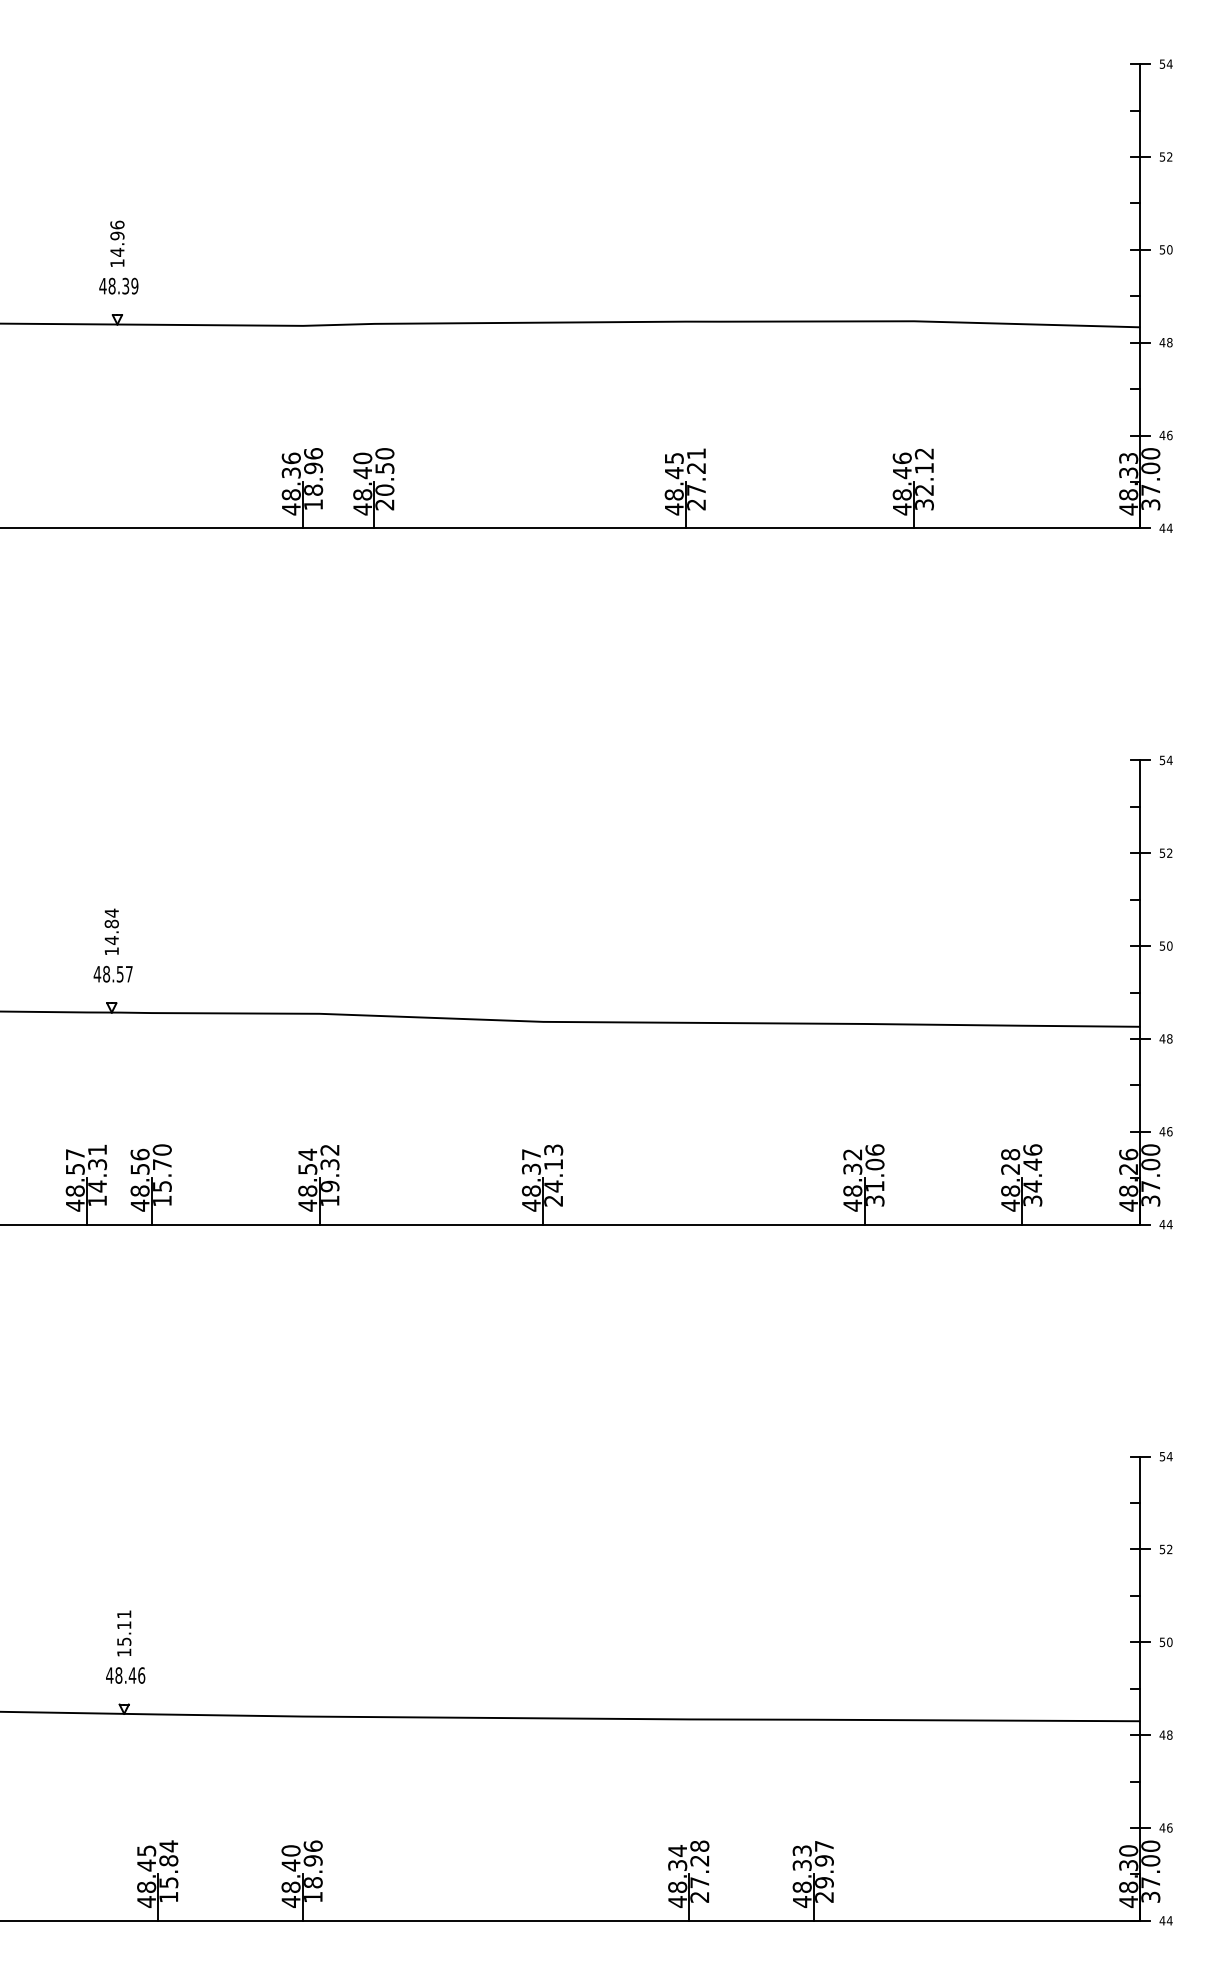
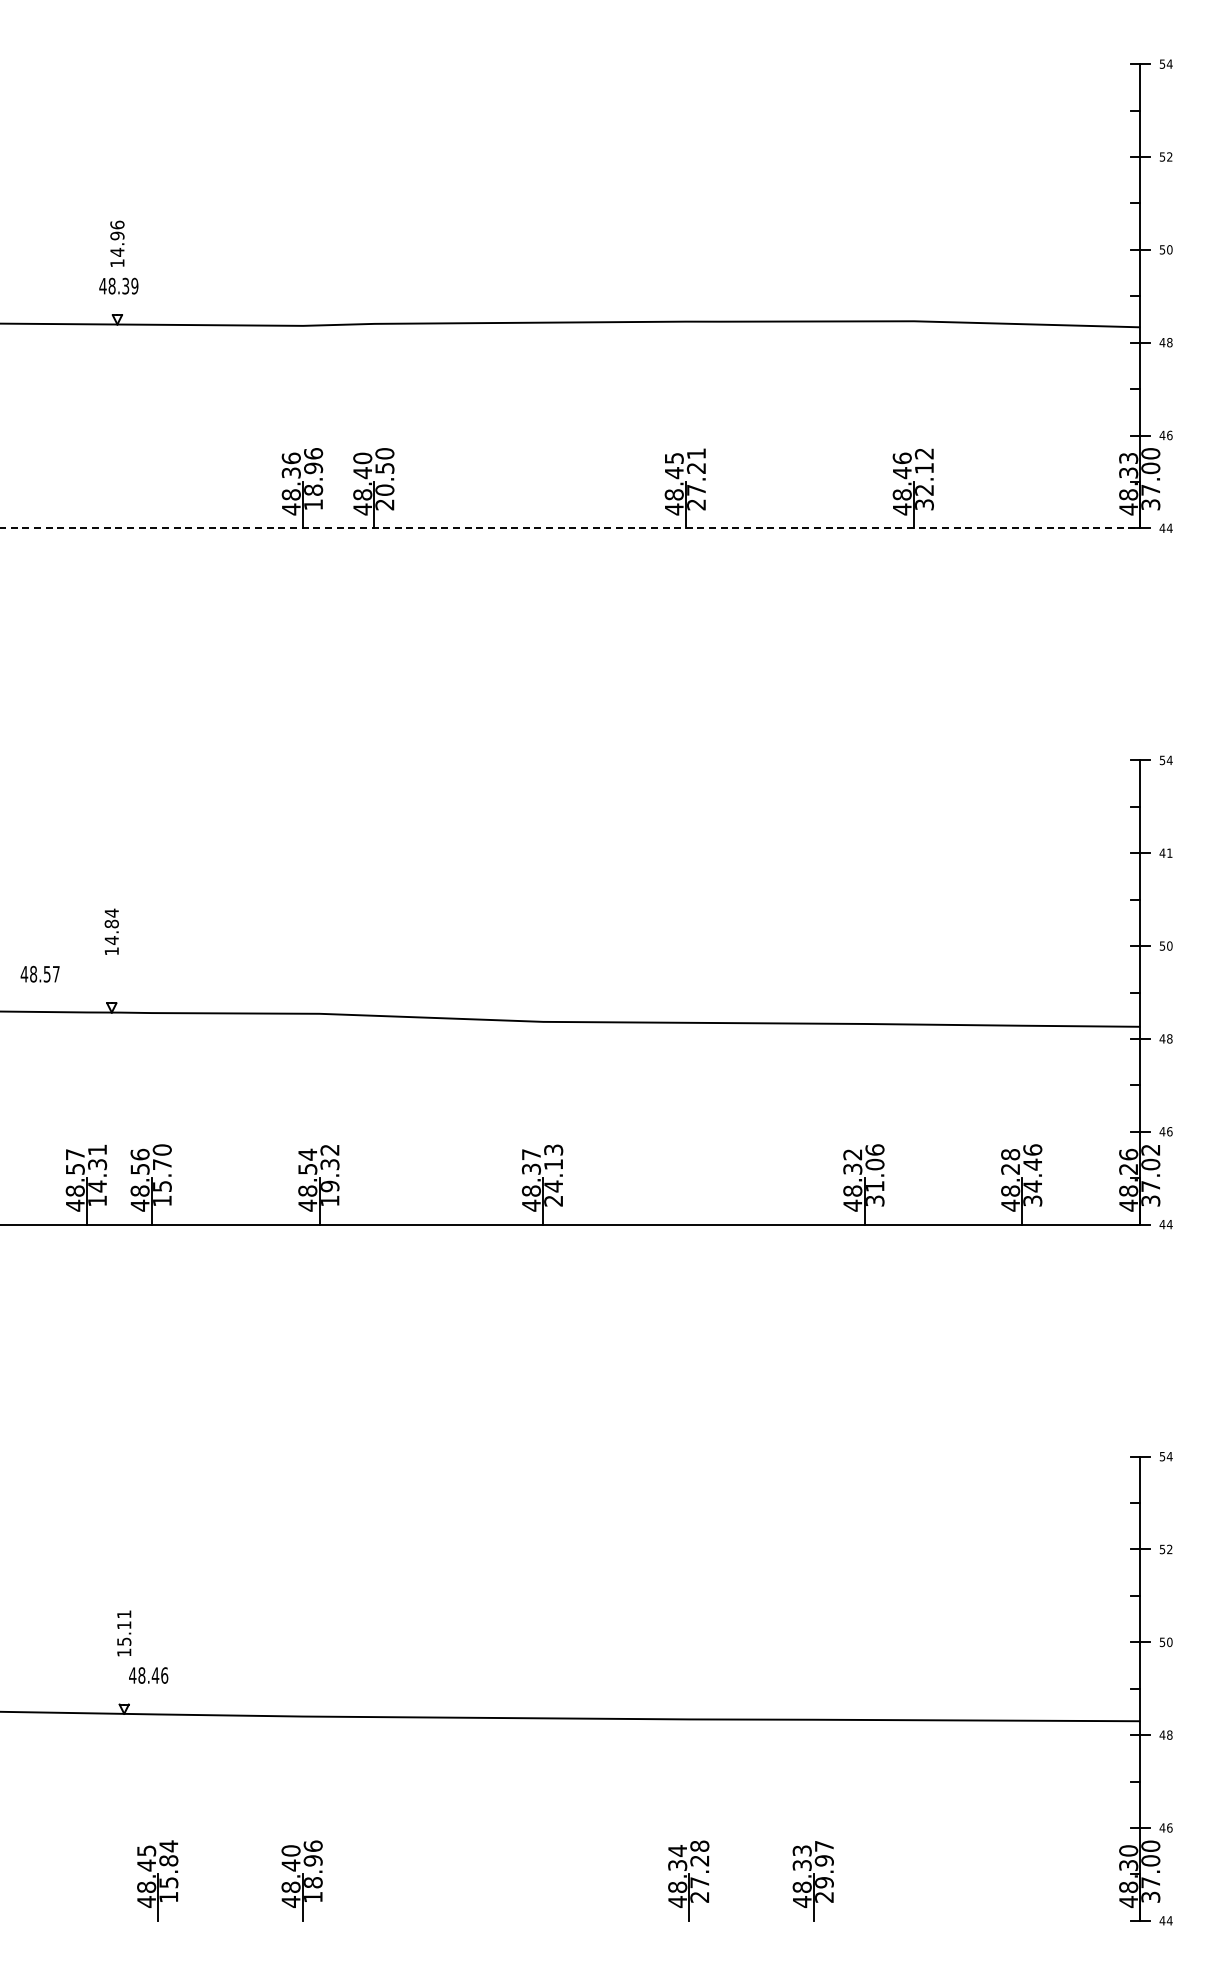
line: solid -> dashed (570, 528)
text: 52 -> 41 (1165, 852)
text position: (112, 973) -> (39, 973) (39, 973)
text: 37.00 -> 37.02 (1150, 1149)
text position: (125, 1675) -> (148, 1675) (148, 1675)
line: present -> none (571, 1920)
